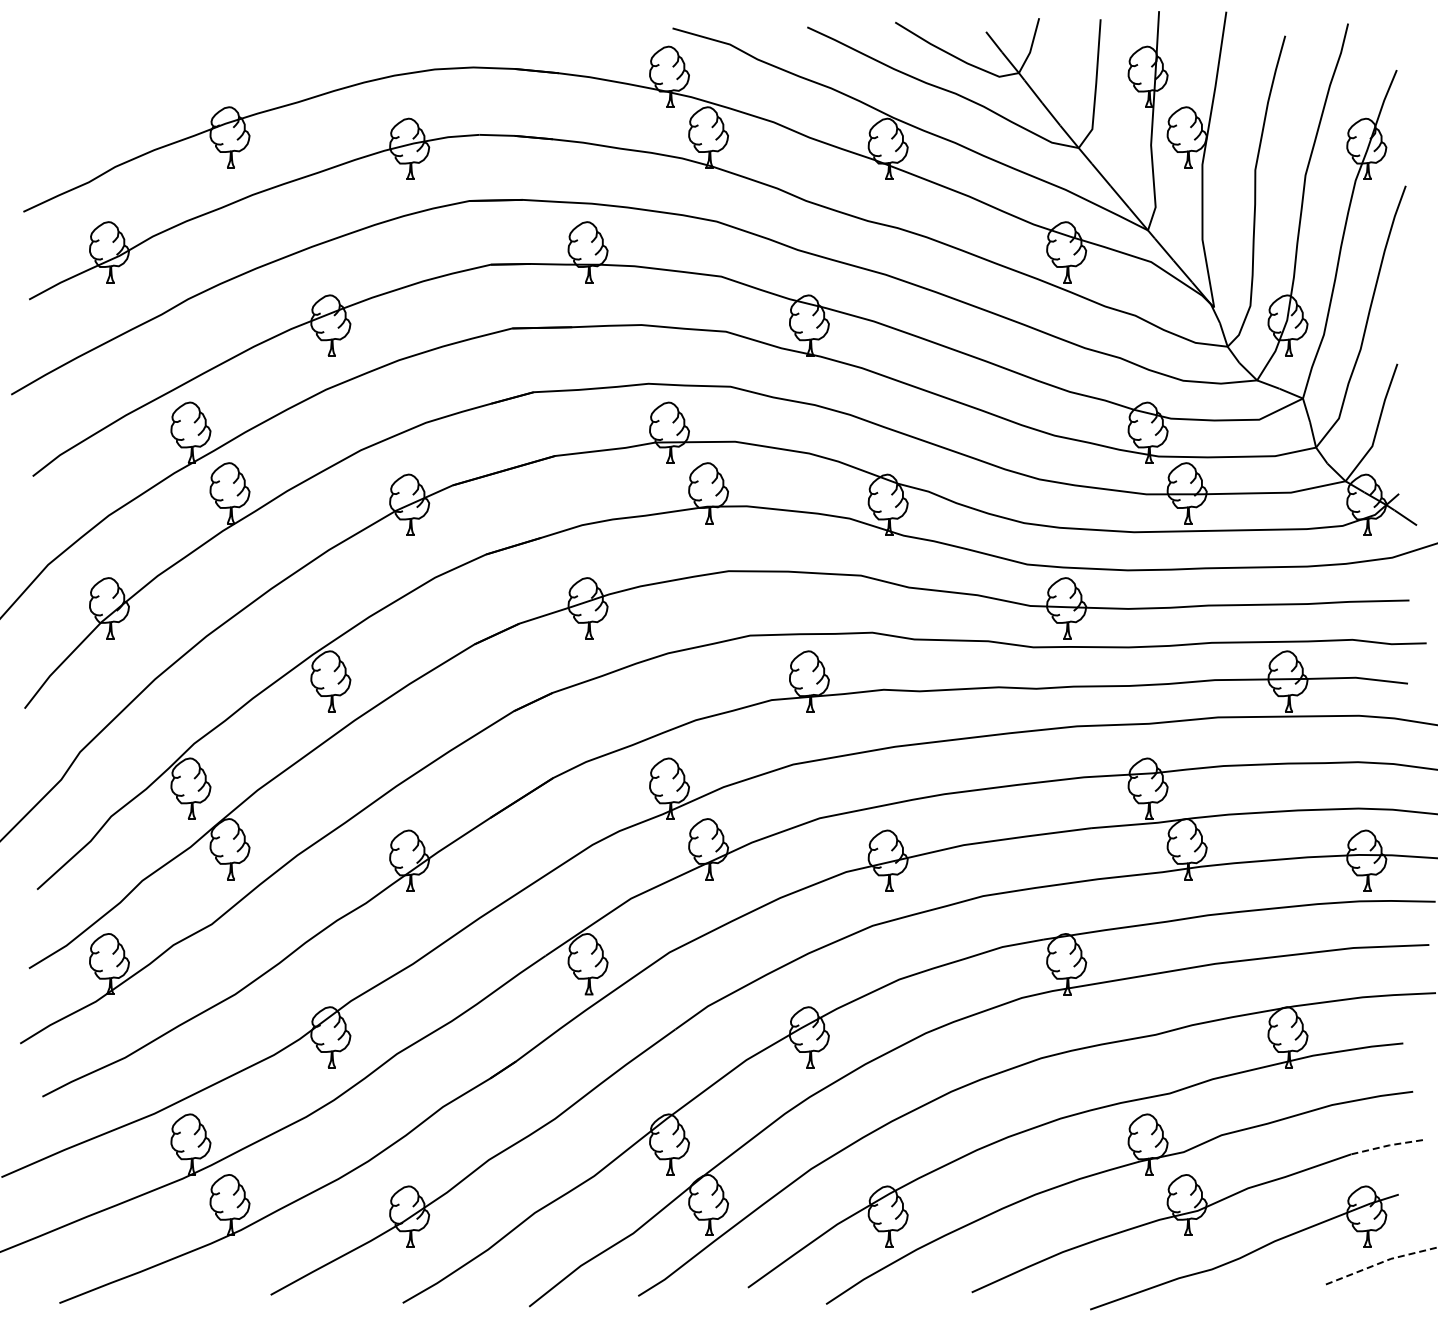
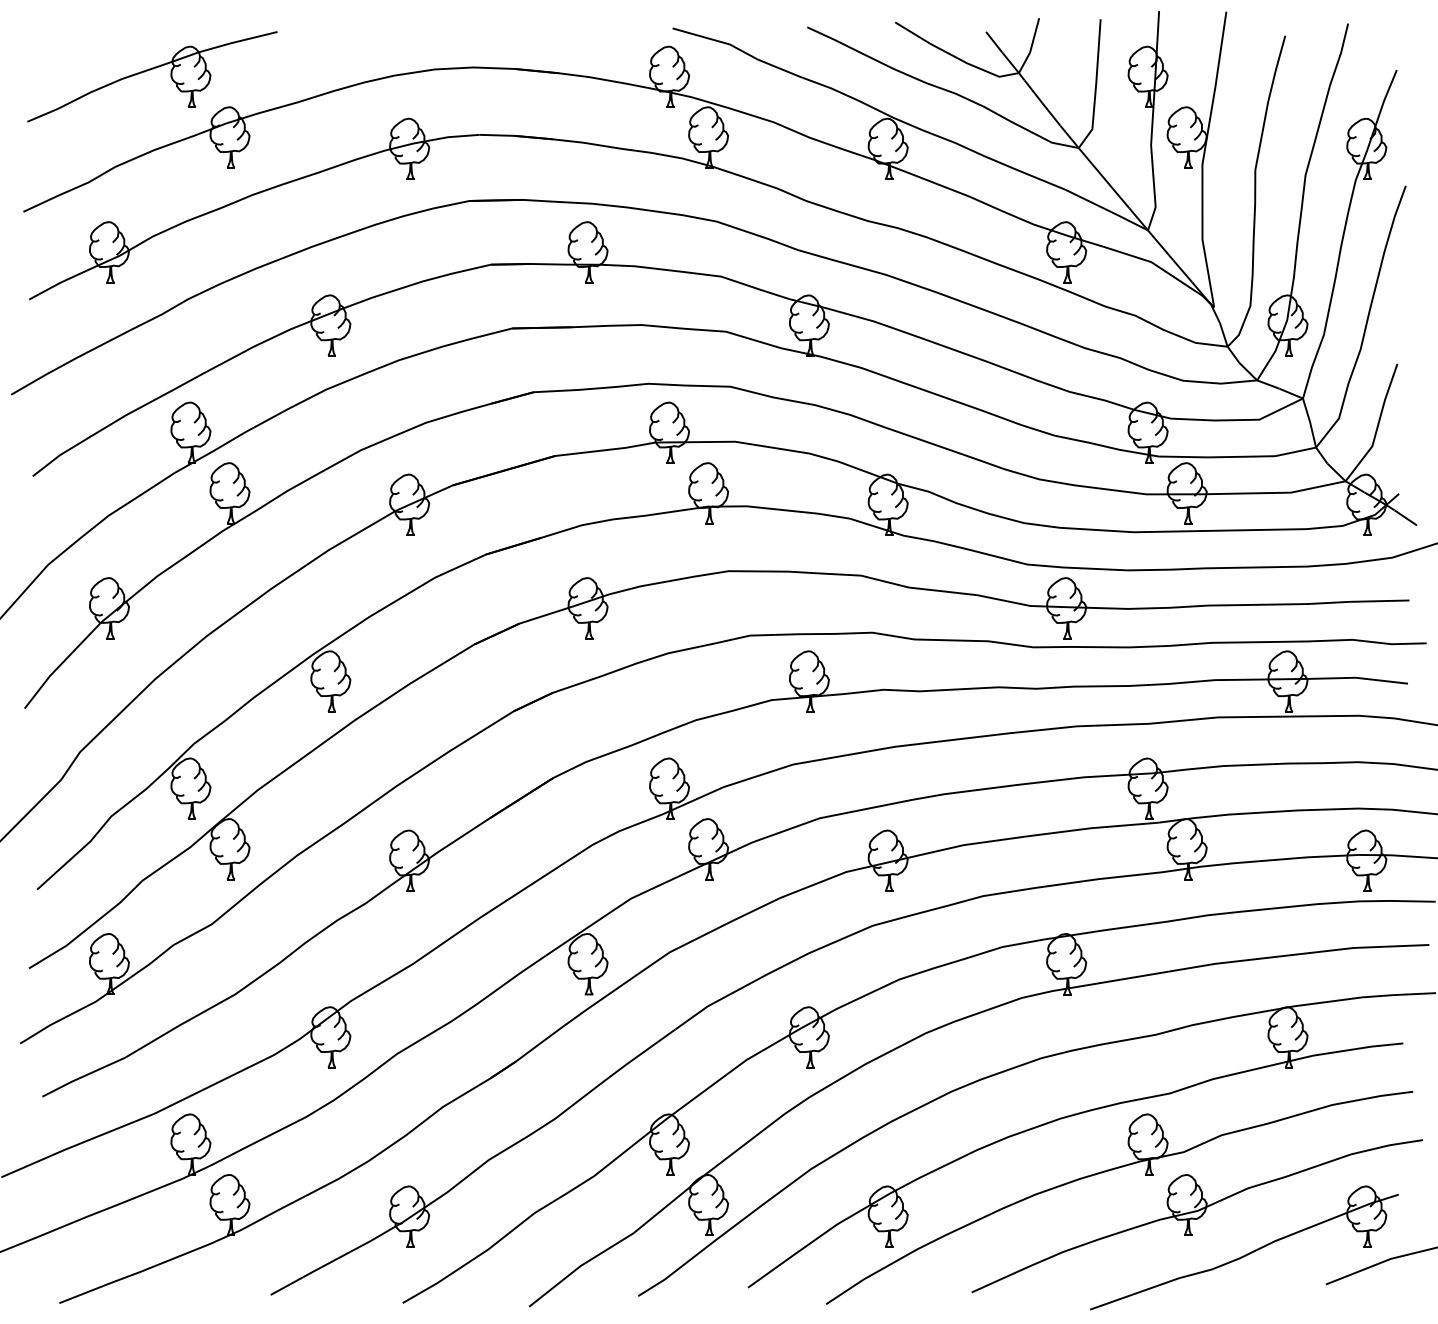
part: none -> present (150, 70)
line: dashed -> solid (1386, 1145)
line: dashed -> solid (1380, 1262)
